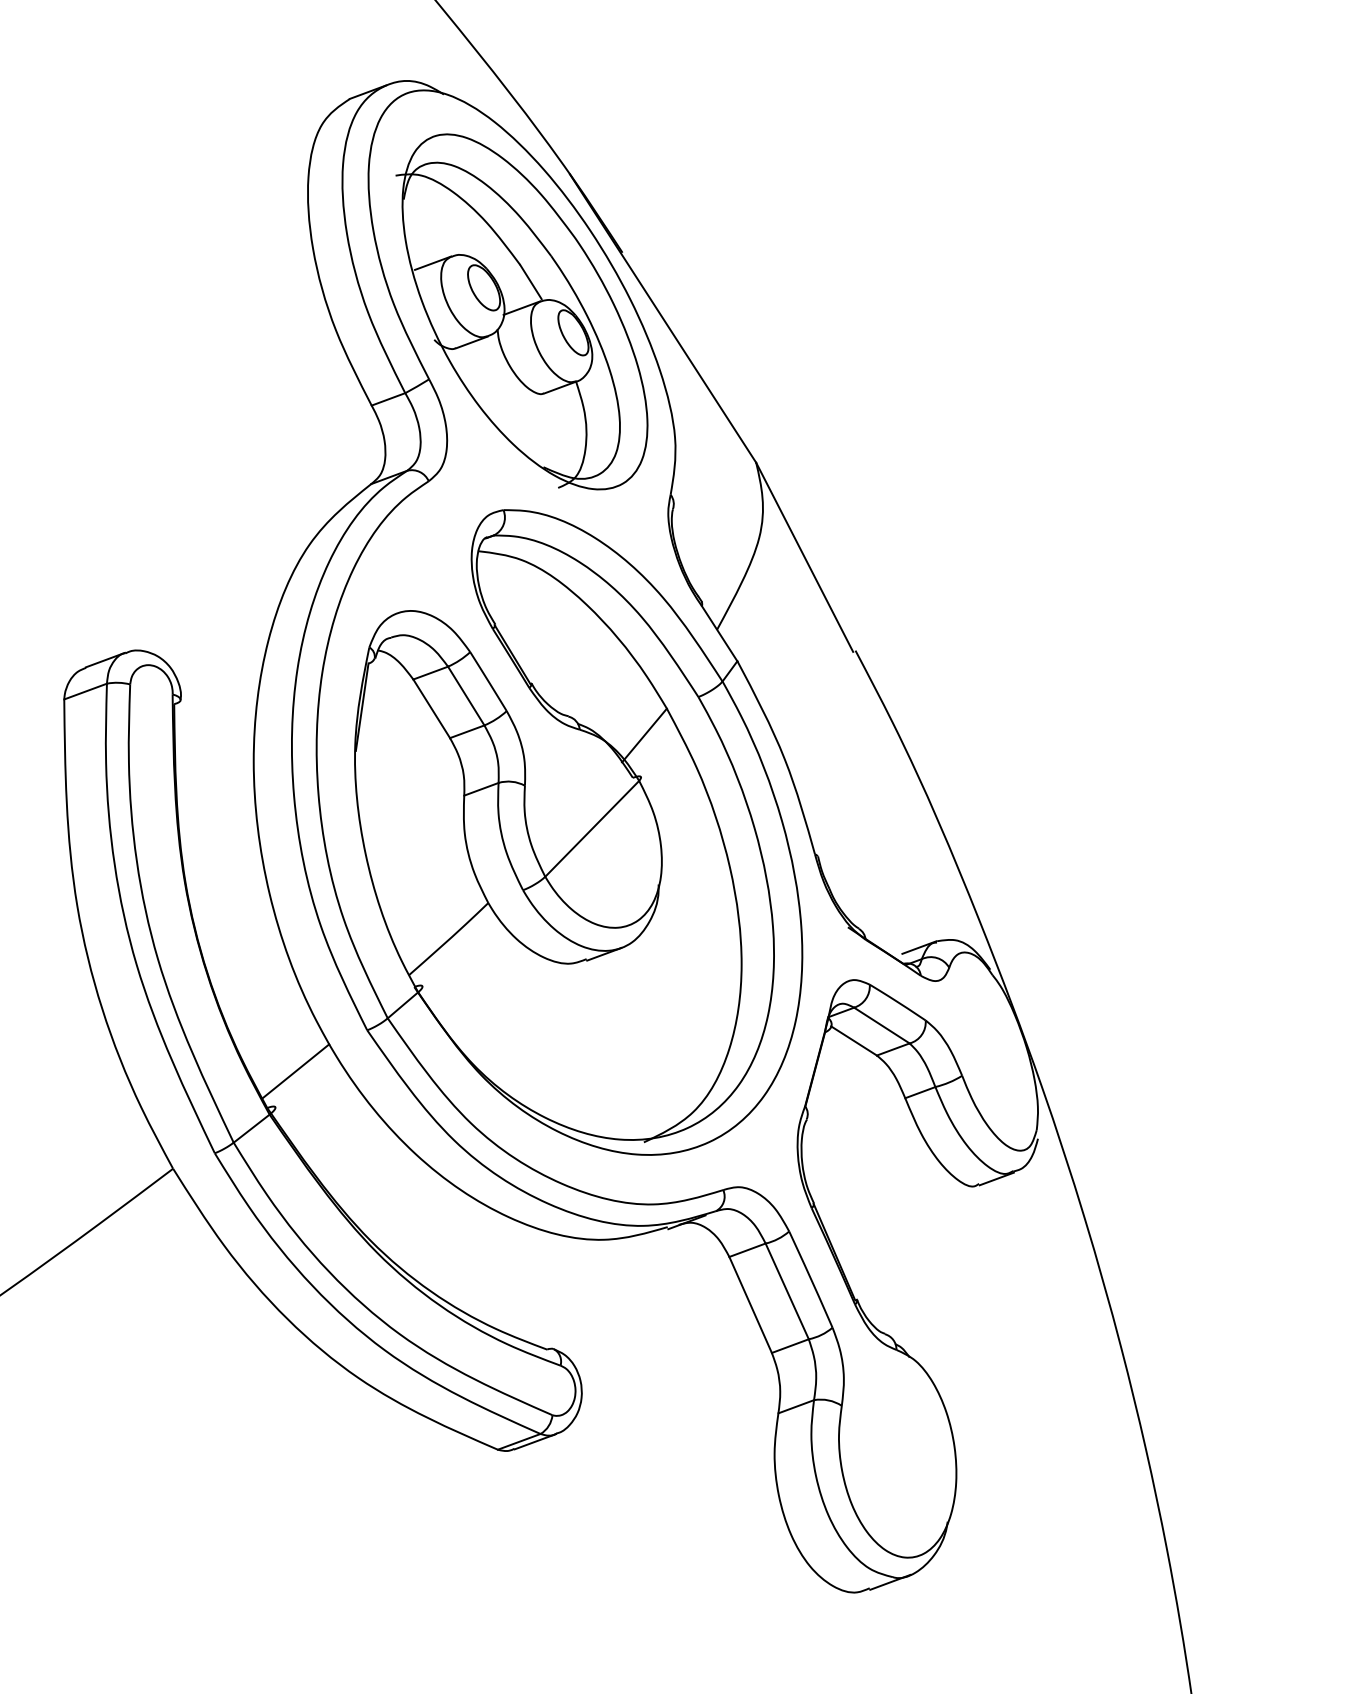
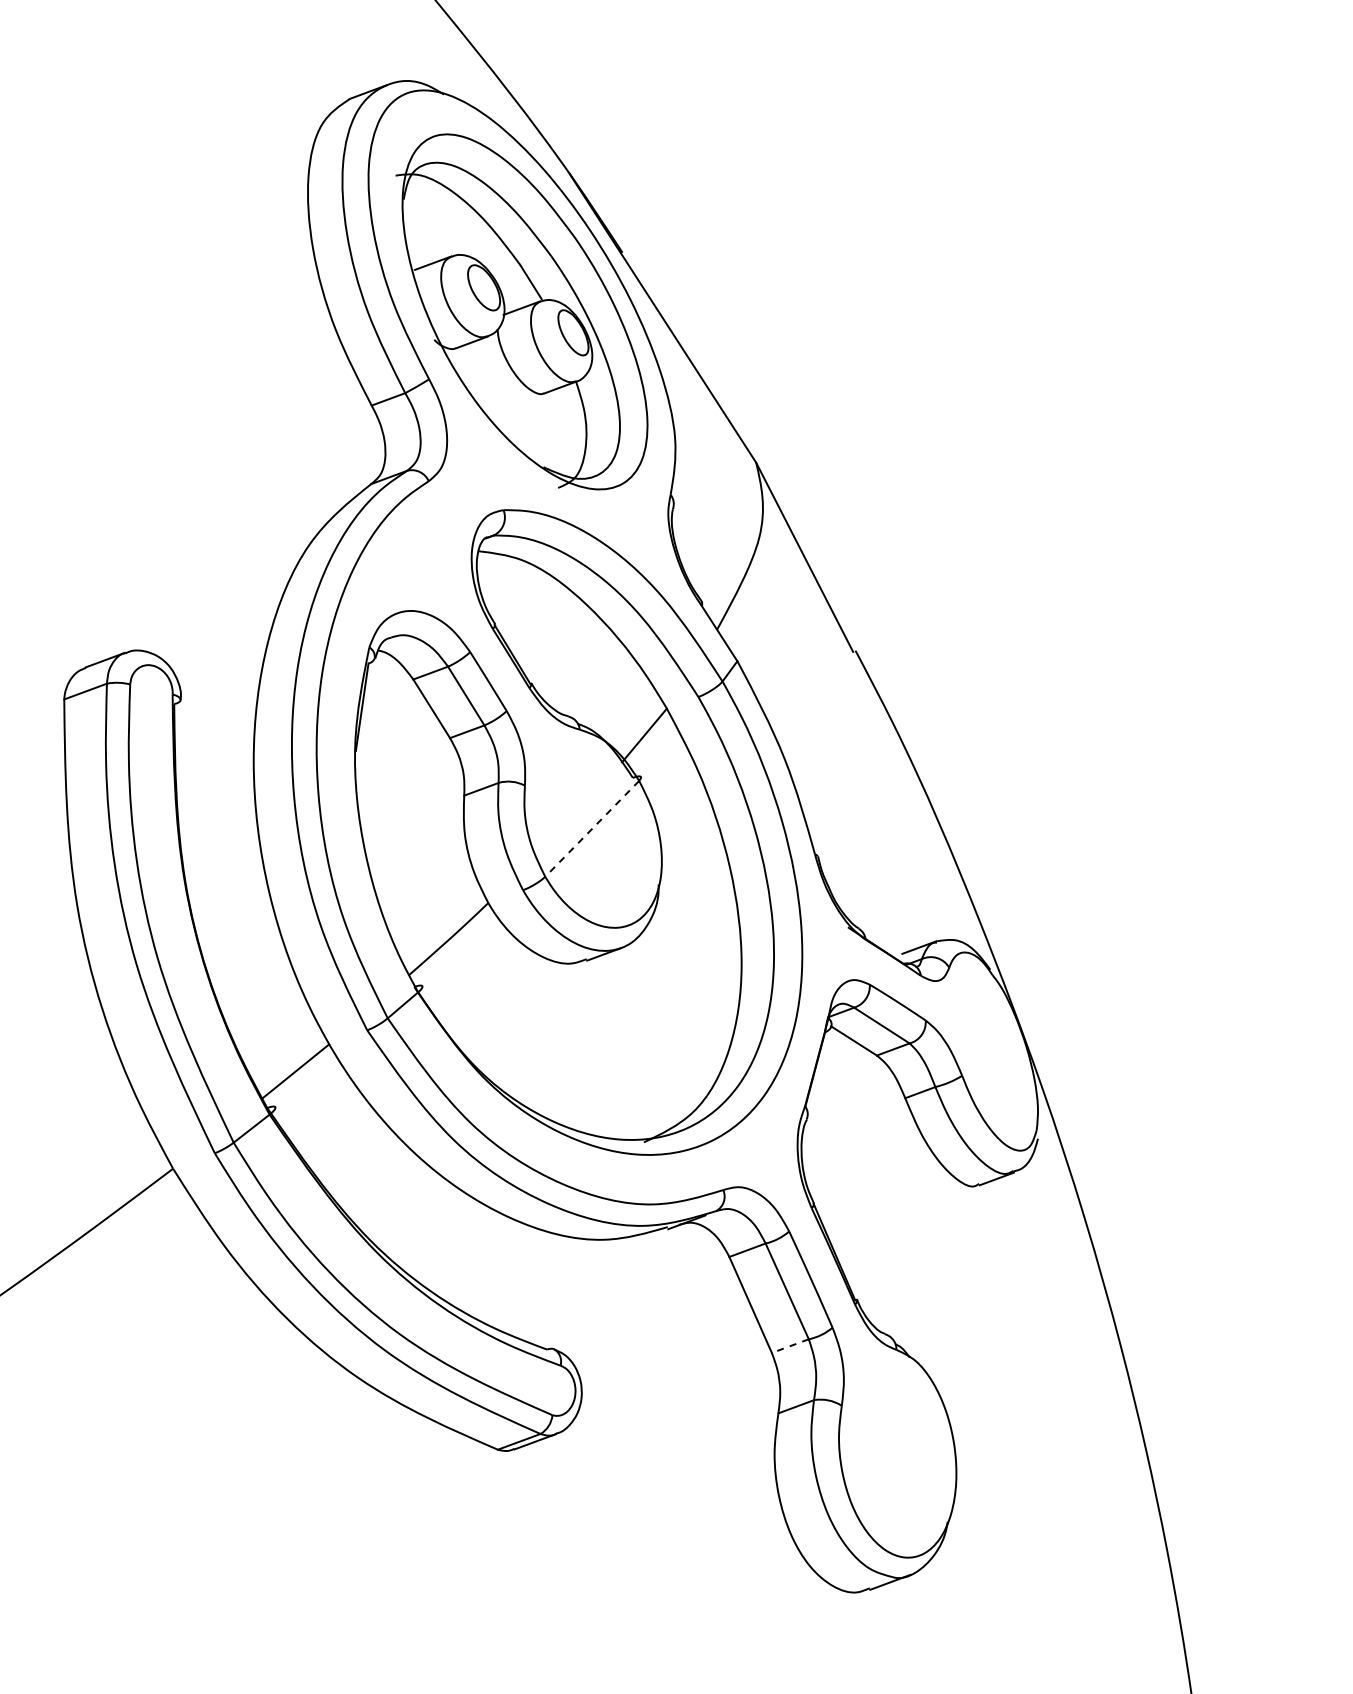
line: solid -> dashed (591, 829)
line: solid -> dashed (790, 1346)
